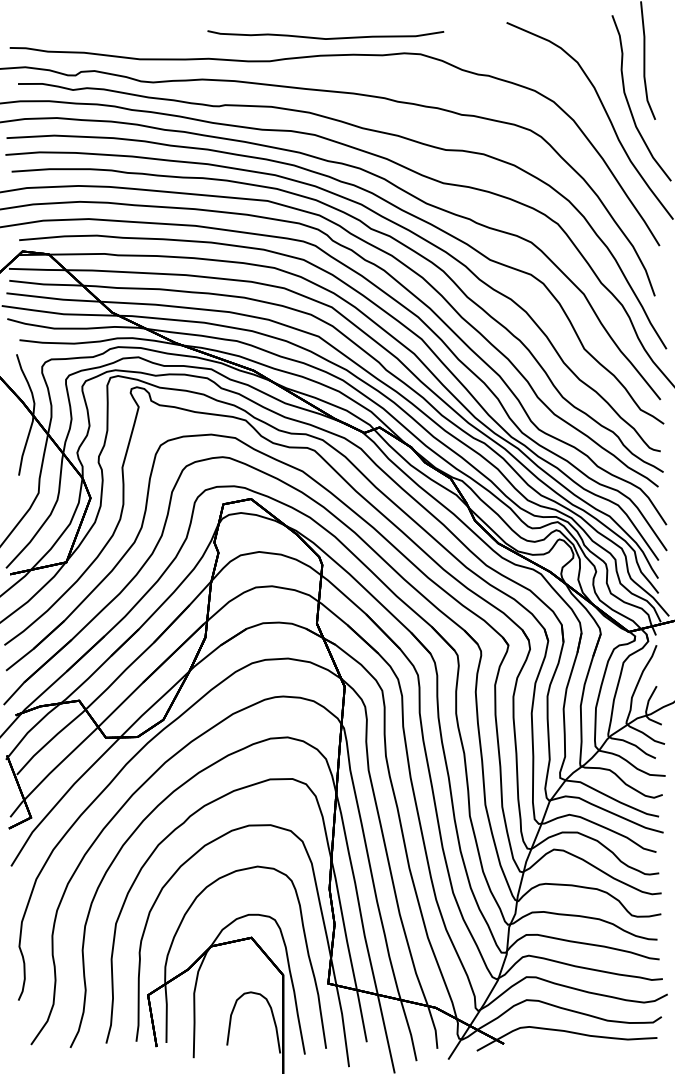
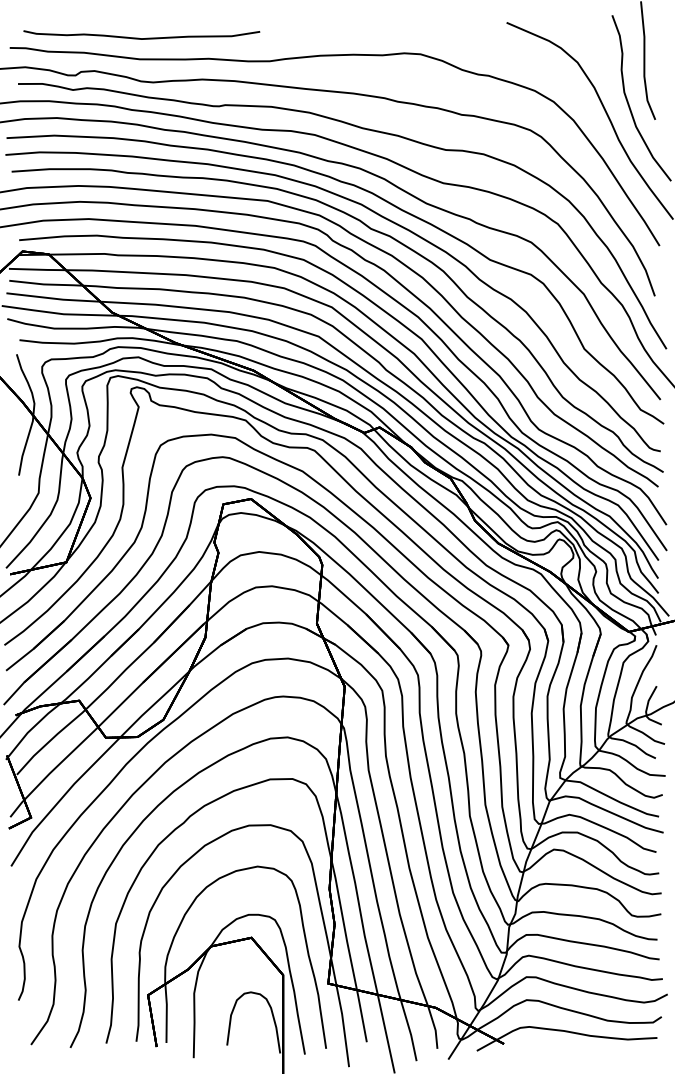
curve position: (325, 38) -> (141, 38) (141, 38)
